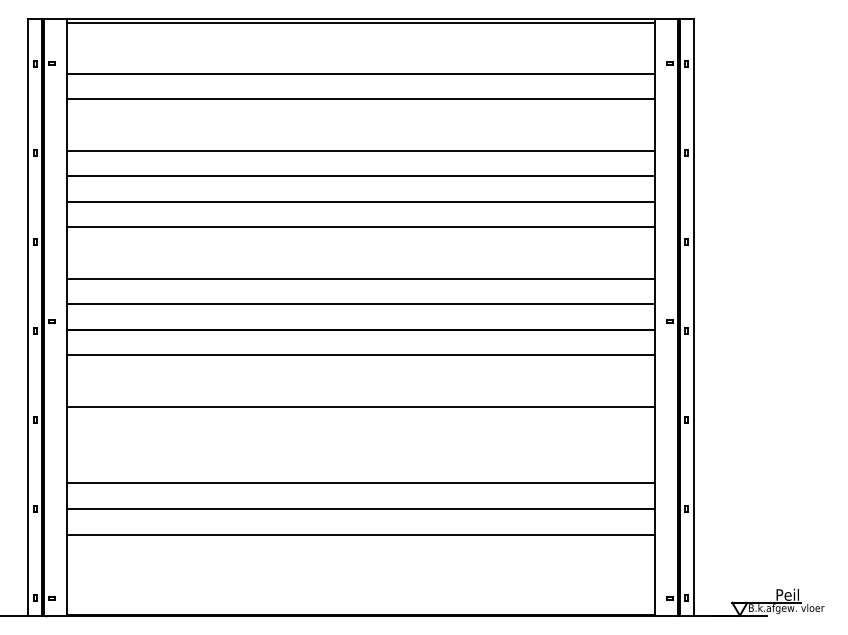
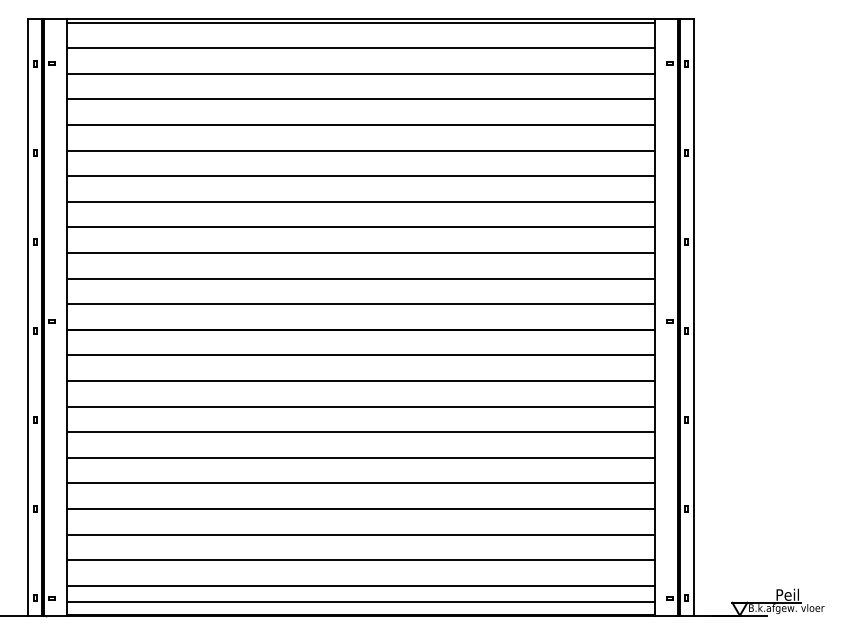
line: none -> present (360, 48)
line: none -> present (360, 124)
line: none -> present (360, 252)
line: none -> present (360, 380)
line: none -> present (360, 432)
line: none -> present (360, 457)
line: none -> present (360, 560)
line: none -> present (360, 585)
line: none -> present (360, 601)
